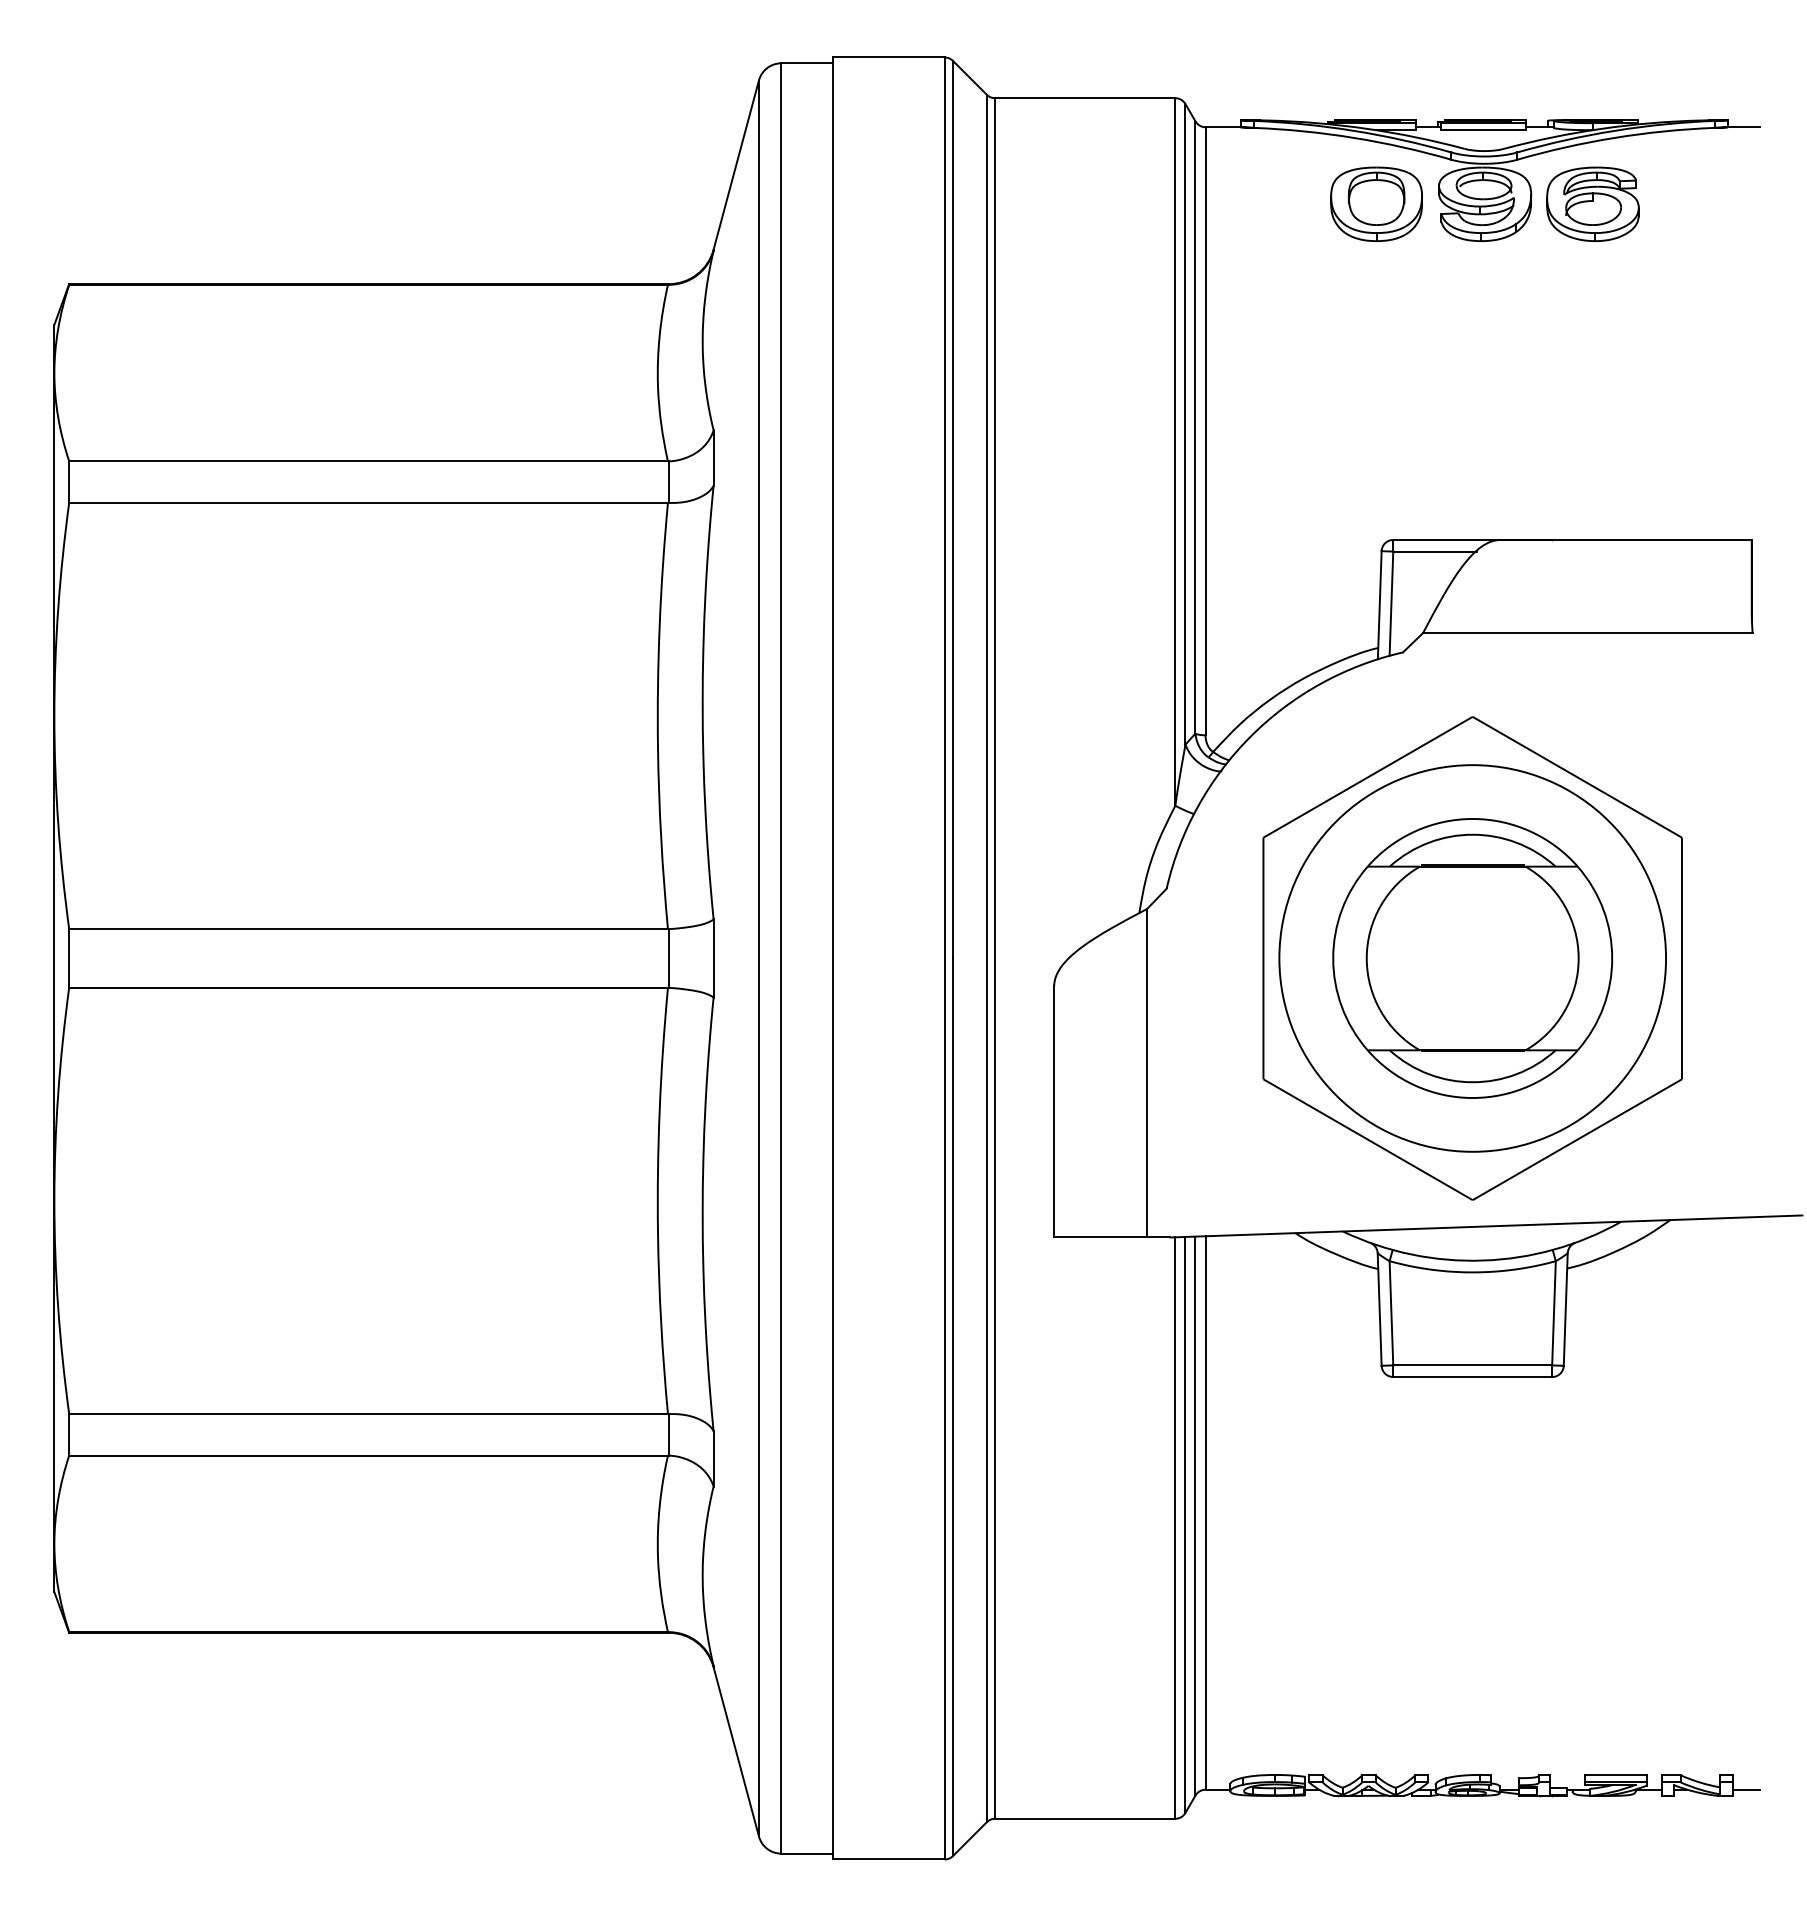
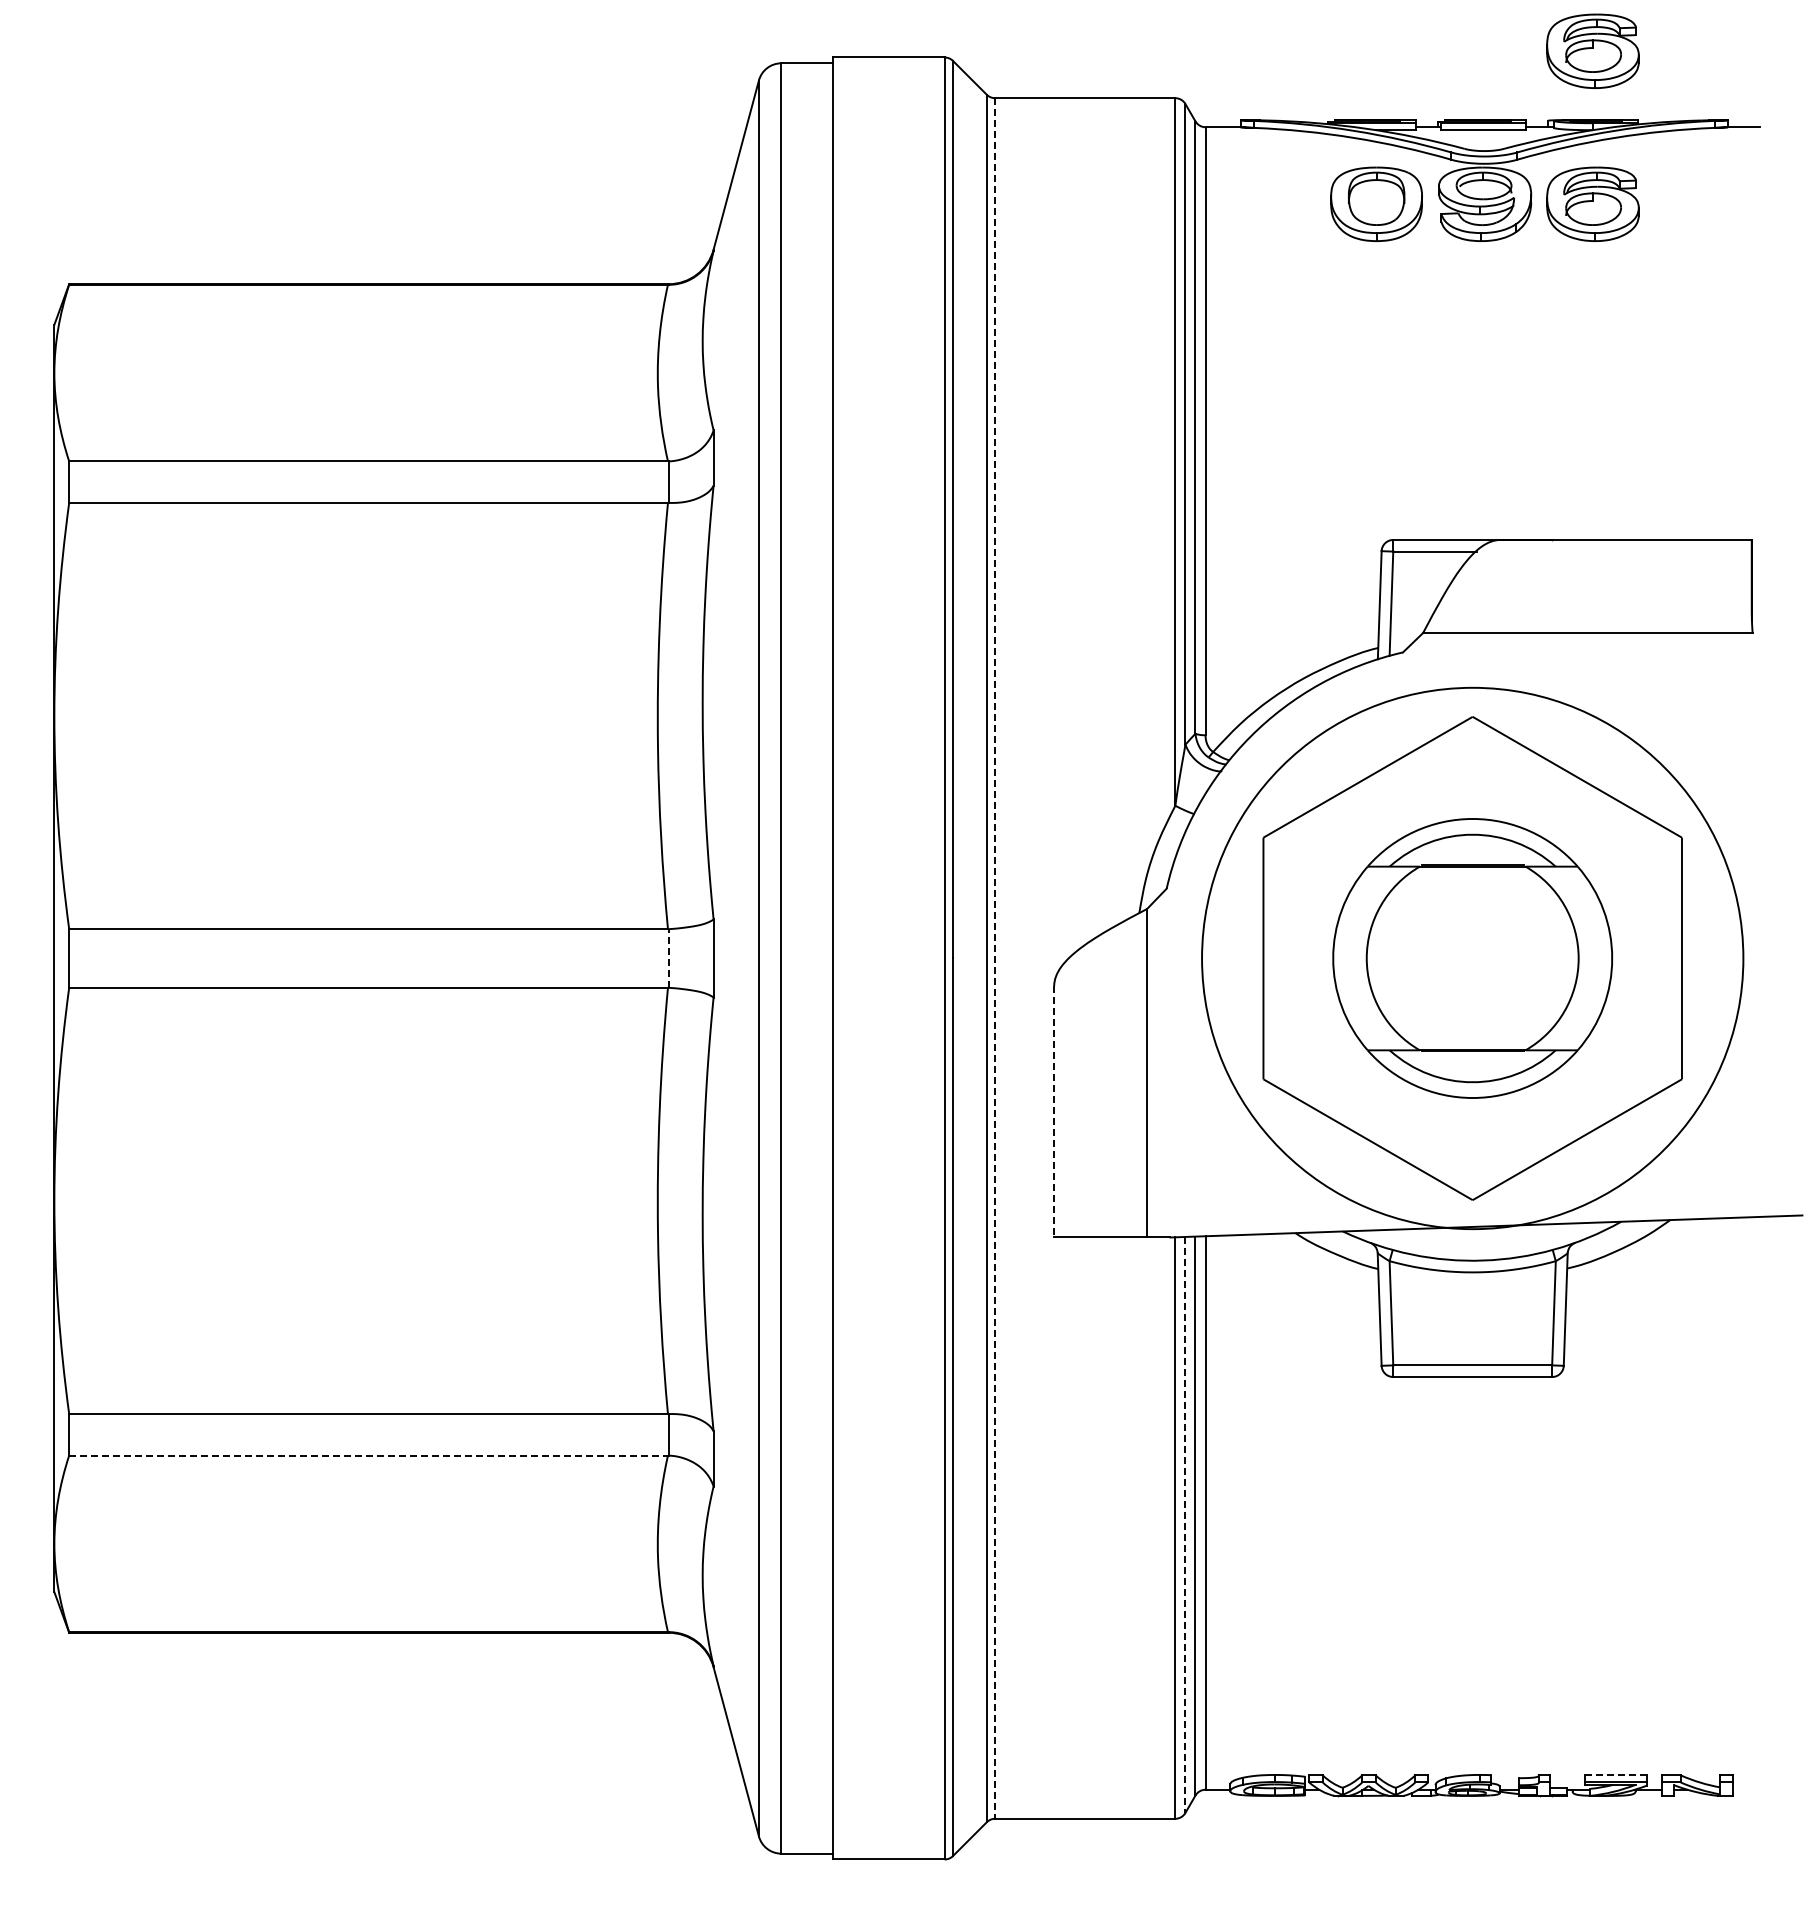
part: none -> present (1592, 50)
line: solid -> dashed (668, 958)
line: solid -> dashed (995, 958)
circle diameter: 387 px -> 541 px (1472, 958)
line: solid -> dashed (1054, 1111)
line: solid -> dashed (369, 1455)
line: solid -> dashed (1185, 1525)
line: solid -> dashed (1616, 1775)
line: present -> none (1746, 1789)
